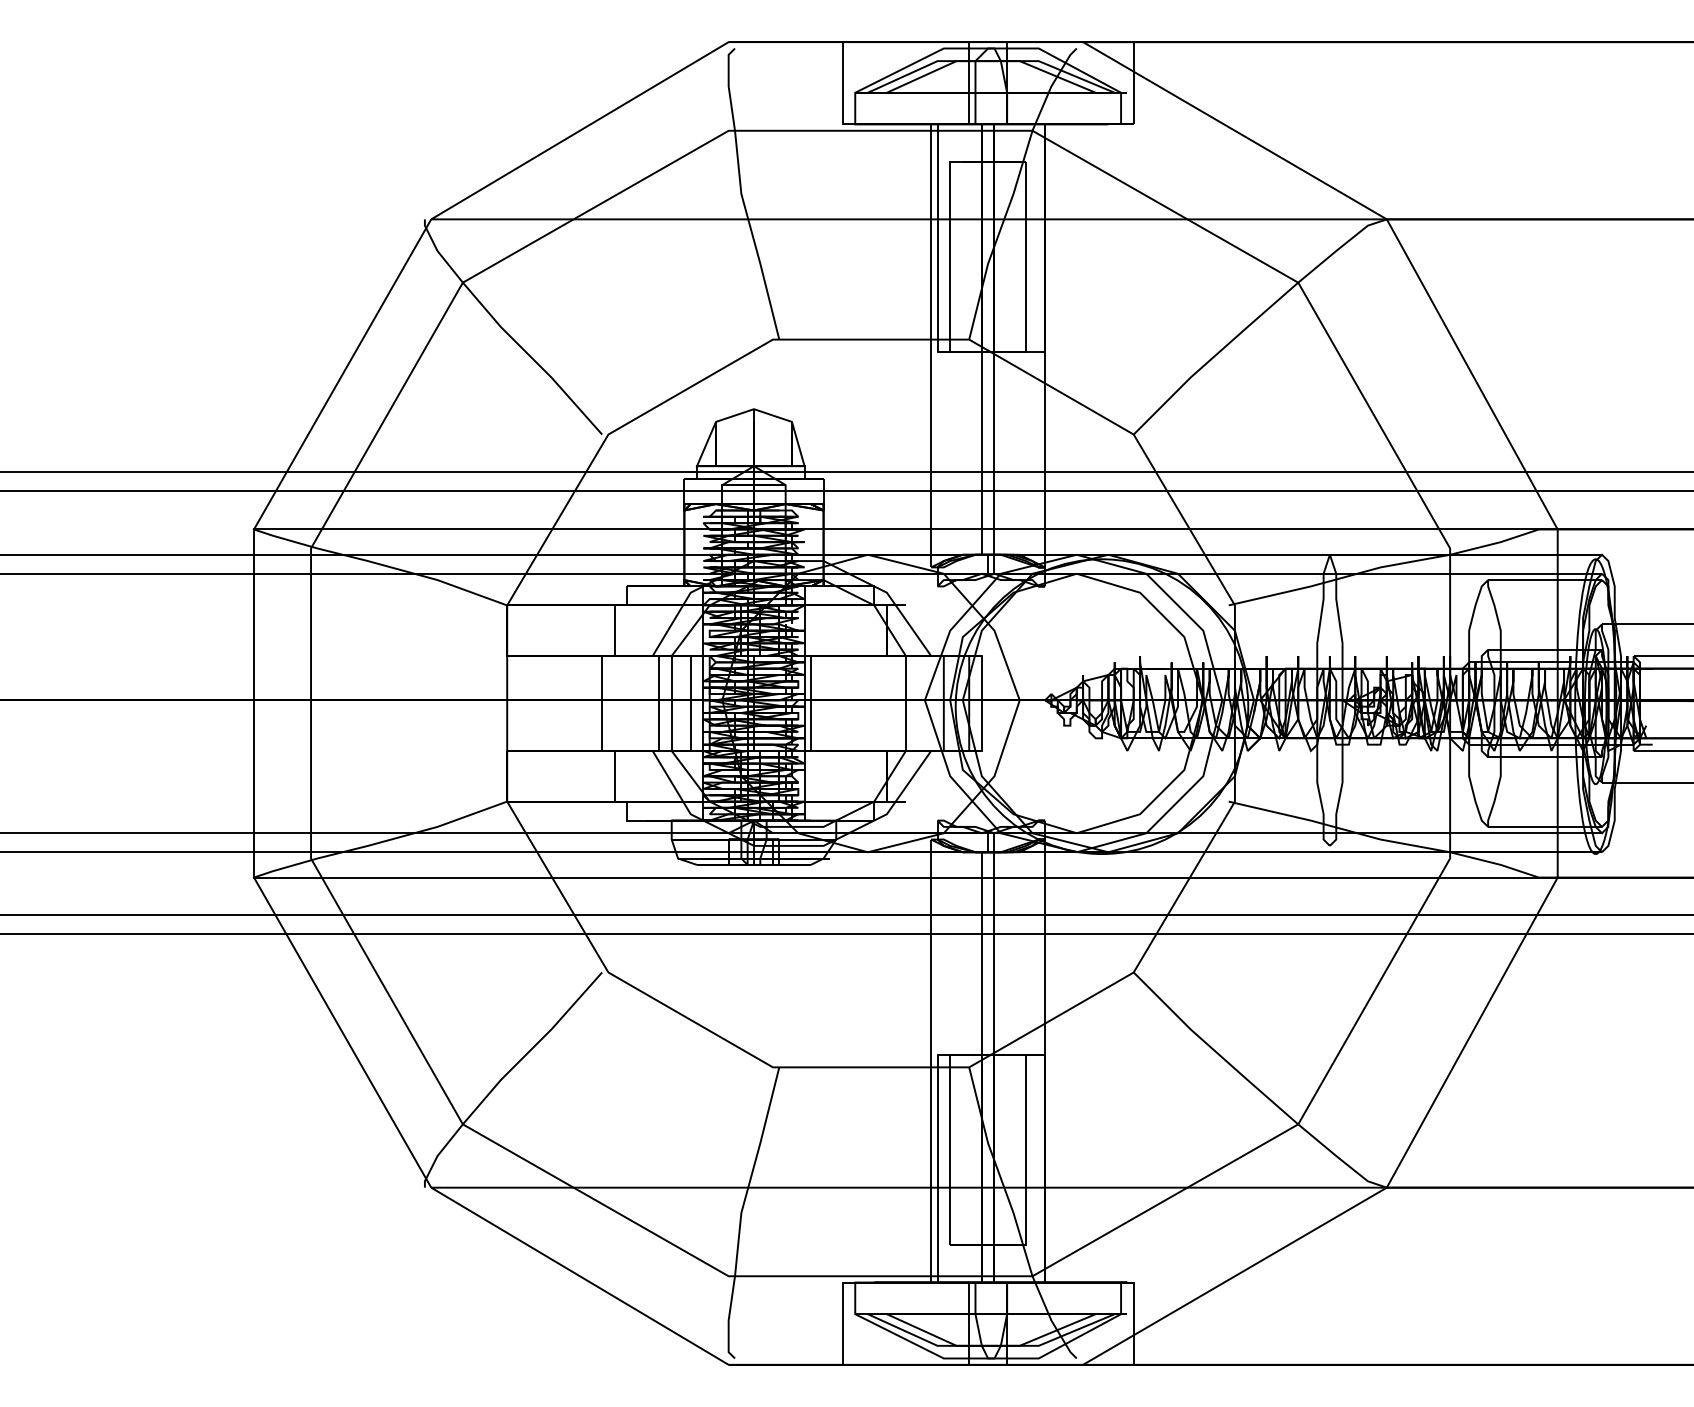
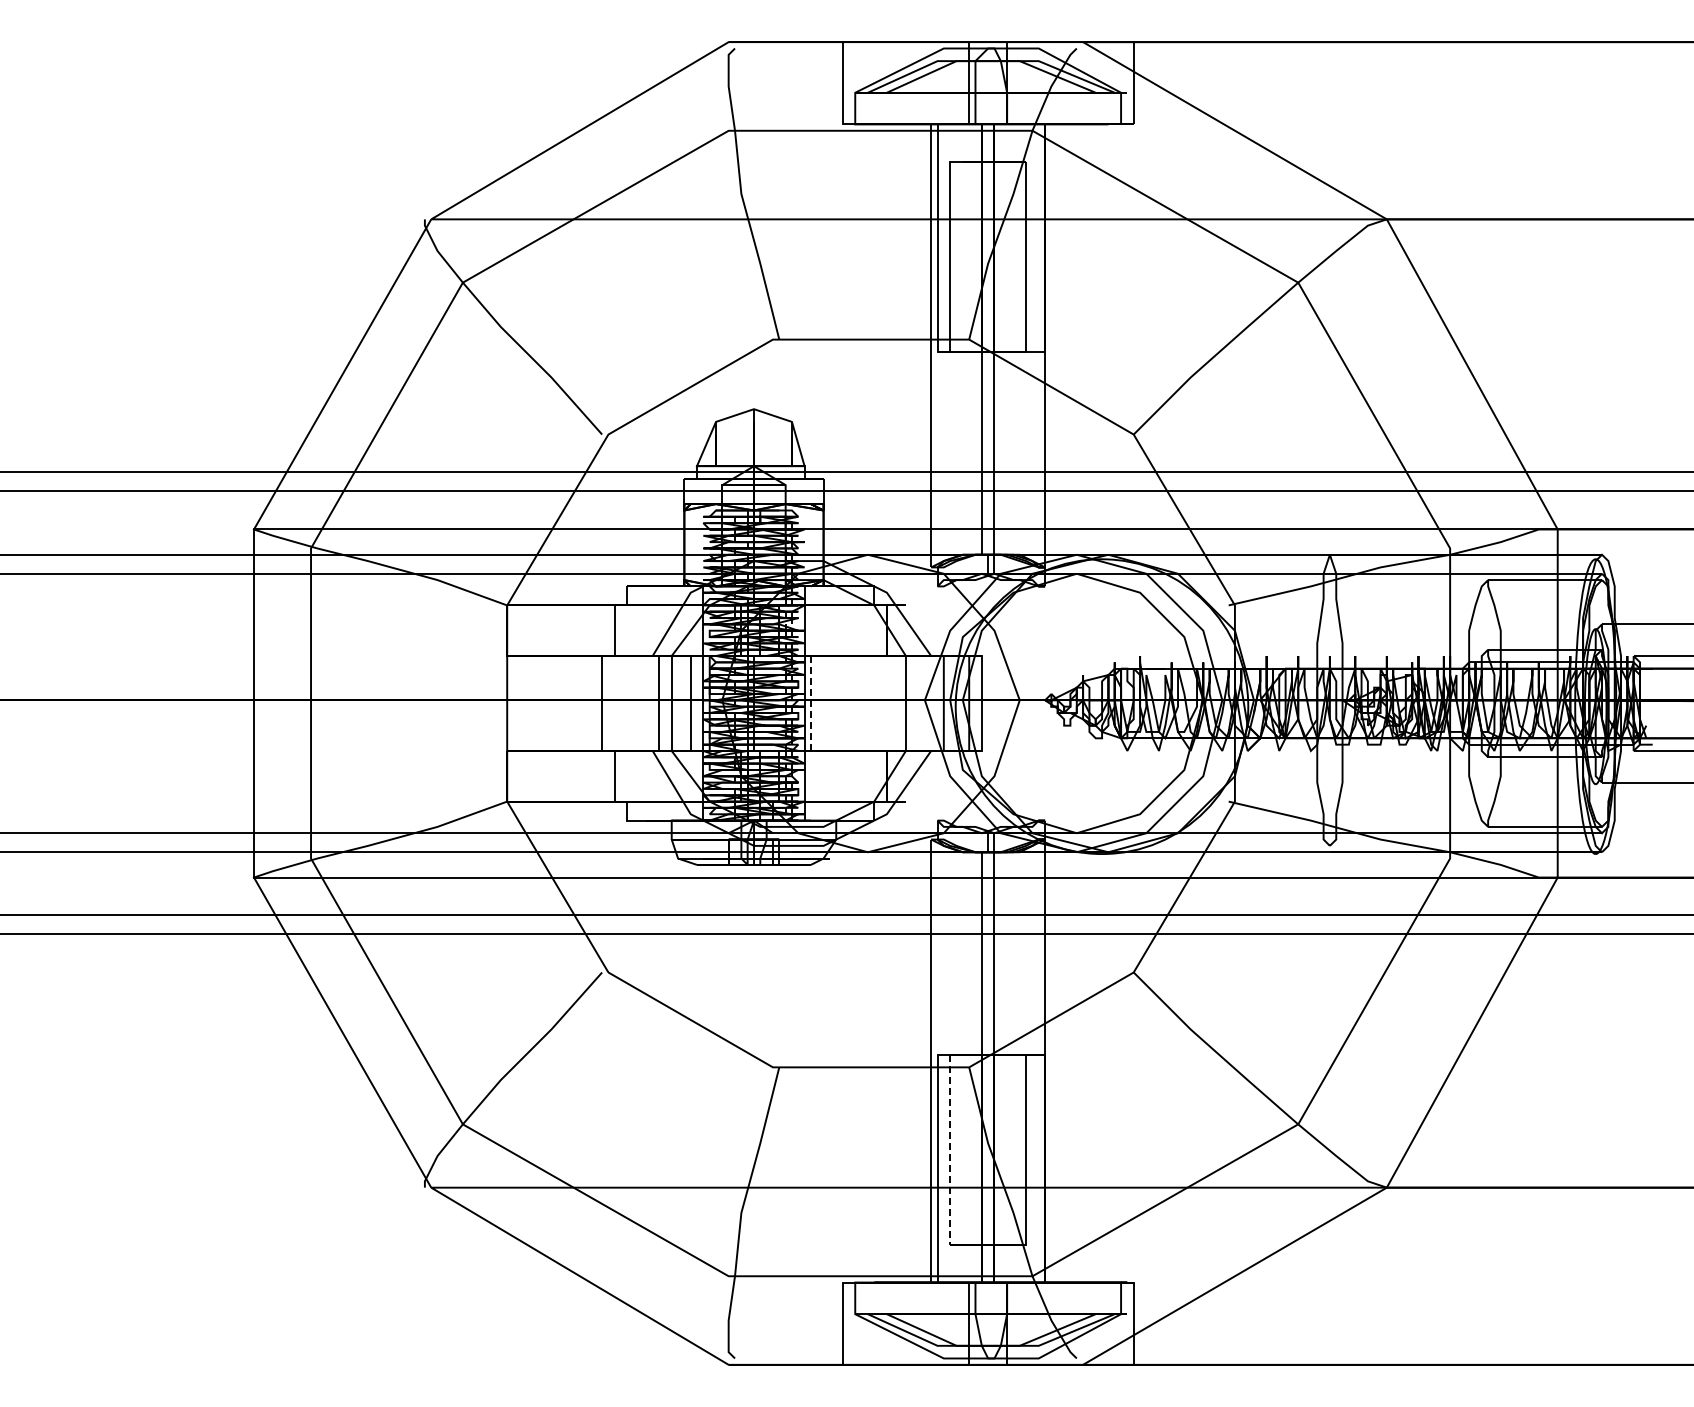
line: solid -> dashed (810, 702)
line: solid -> dashed (950, 1149)
